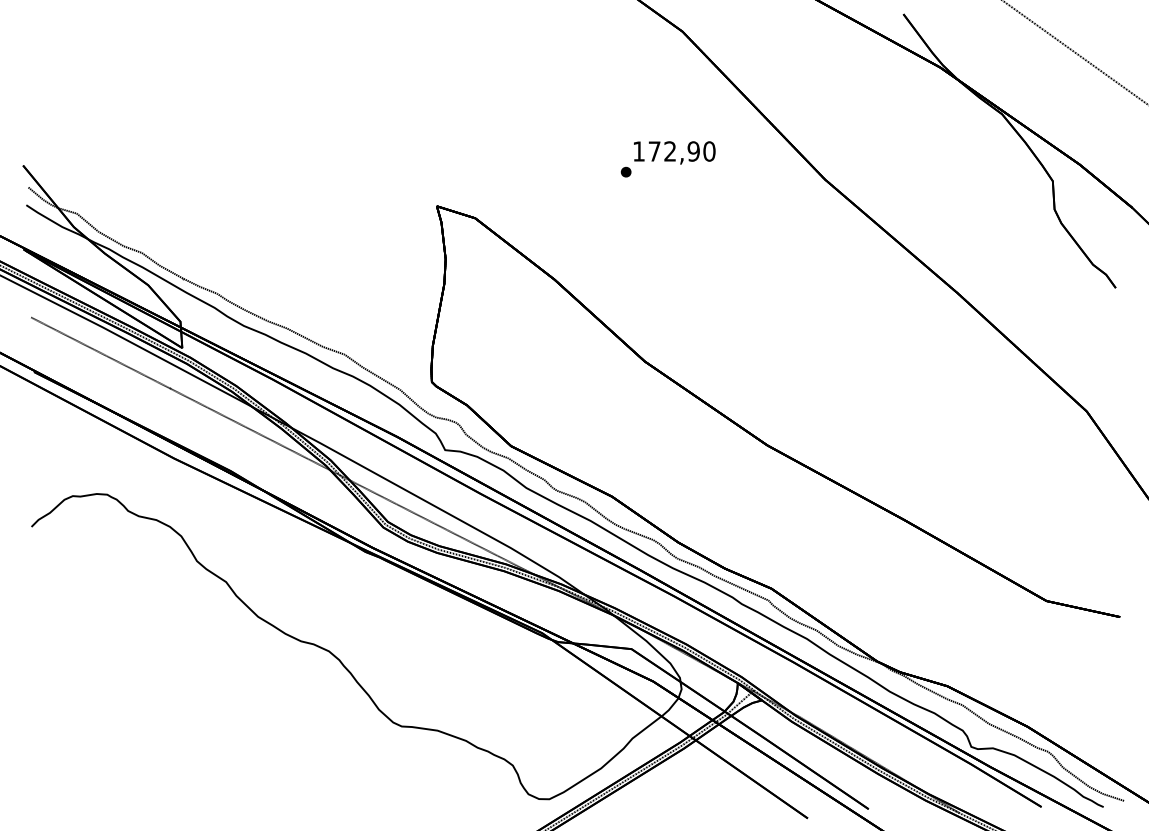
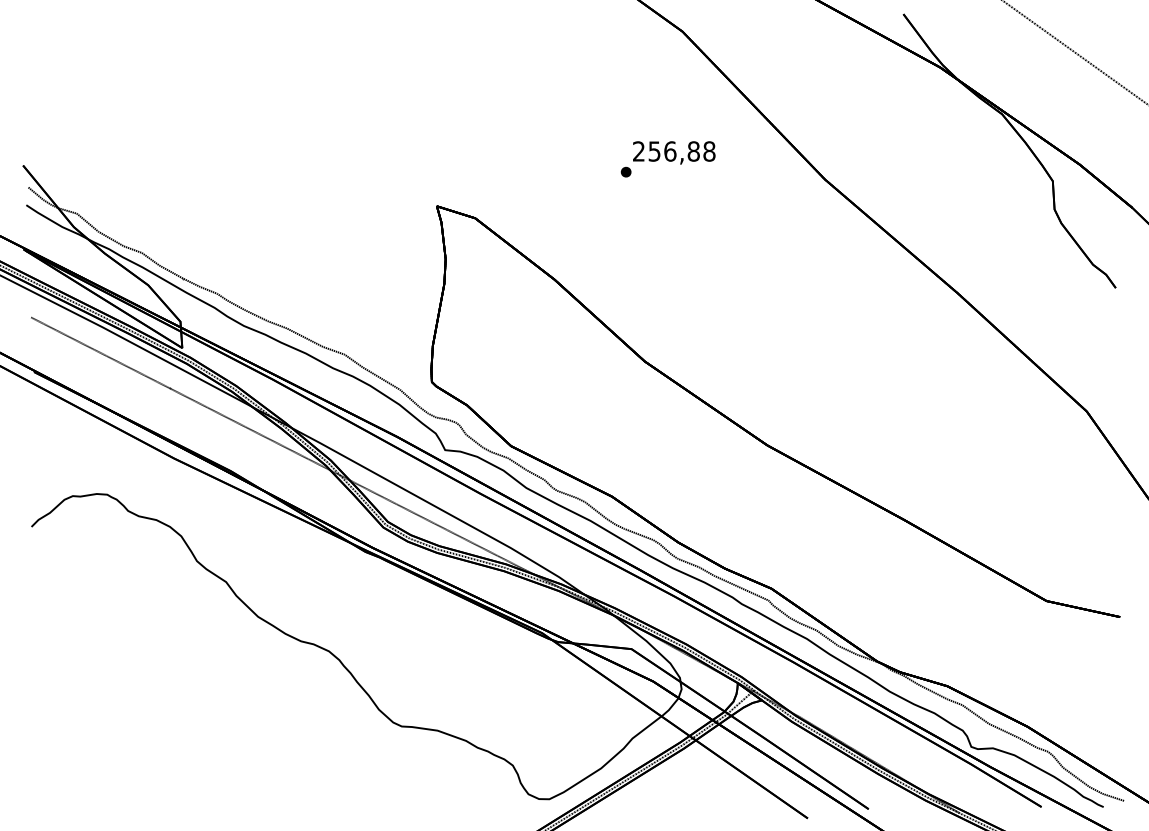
text: 172,90 -> 256,88 (674, 151)
